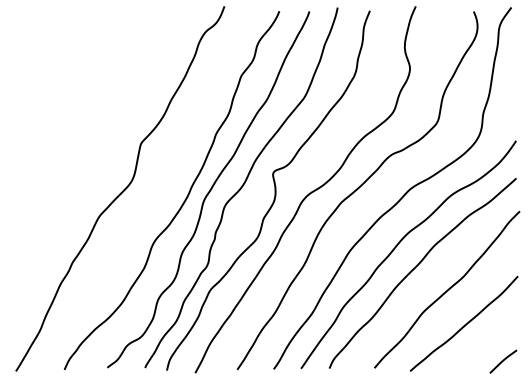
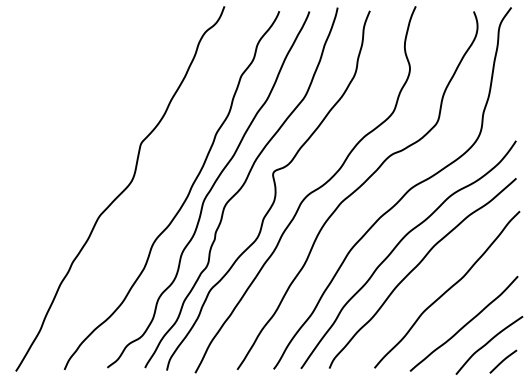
curve: none -> present (488, 343)
